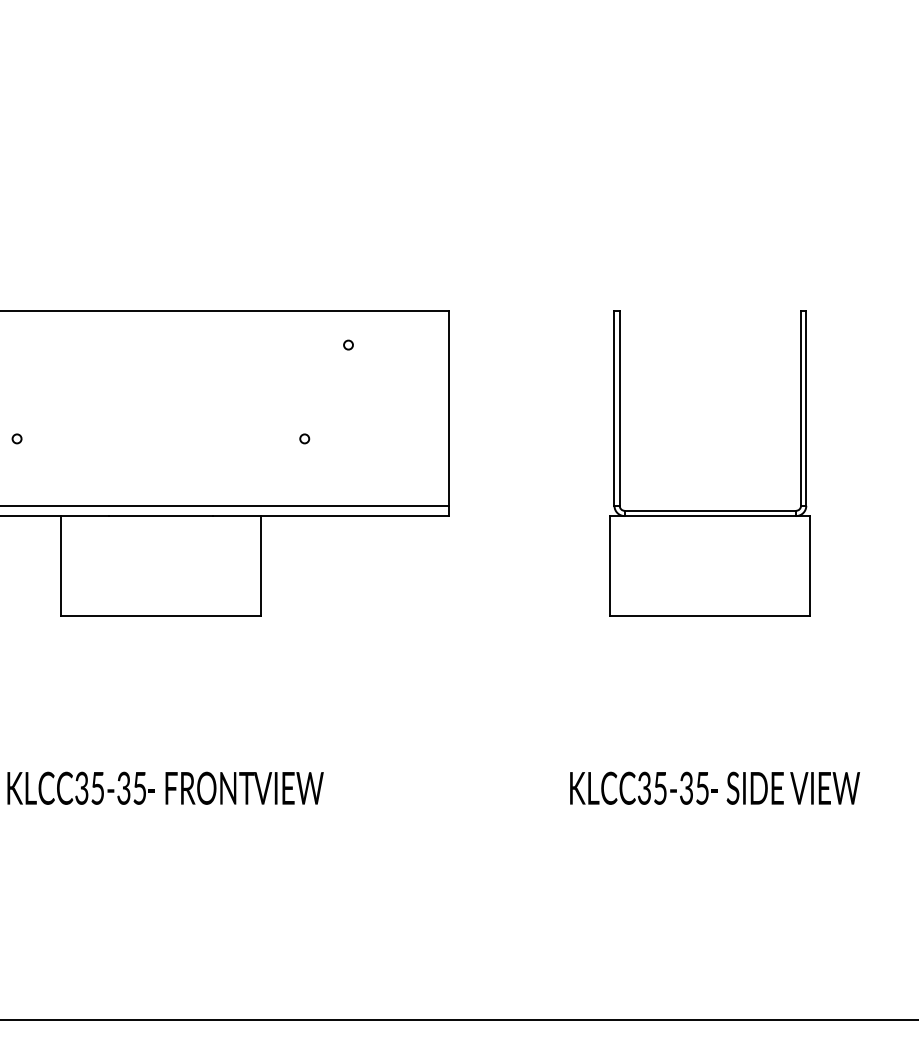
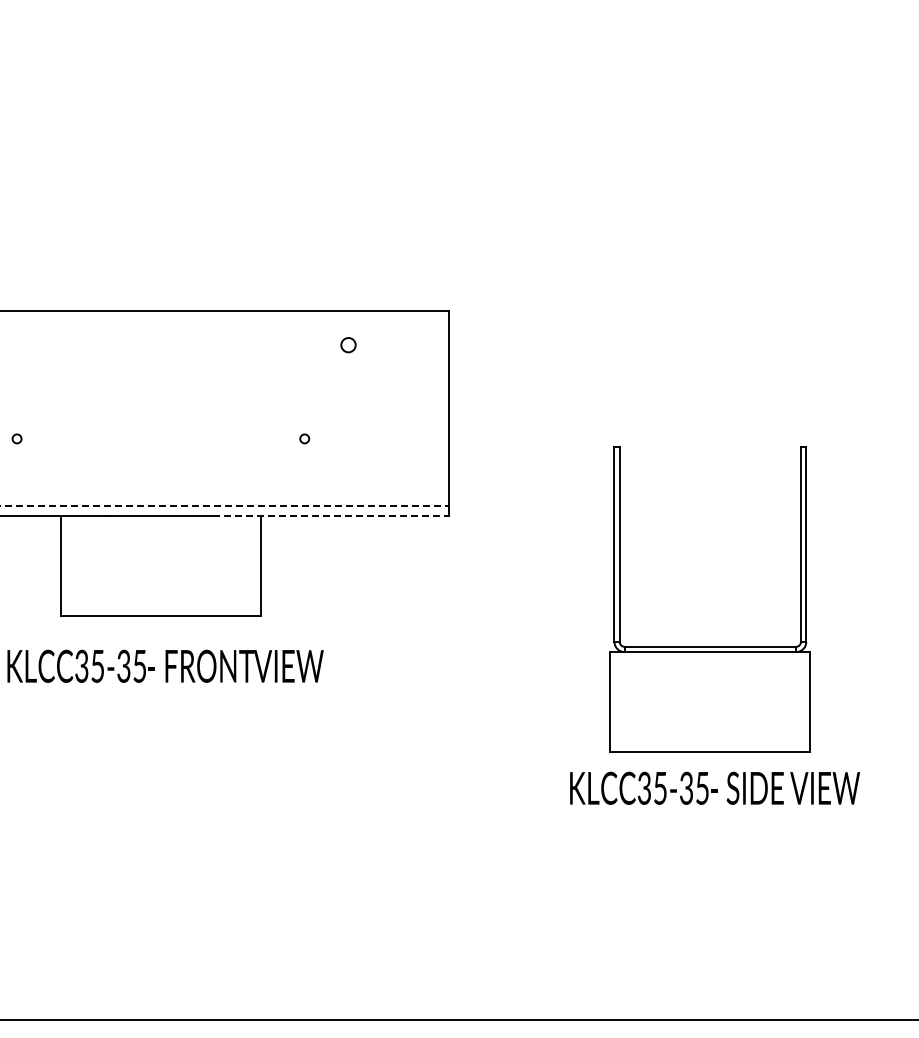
circle size: 11x12 px -> 17x17 px (348, 345)
line: solid -> dashed (224, 505)
part position: (709, 510) -> (709, 646) (709, 646)
line: solid -> dashed (330, 516)
text position: (165, 787) -> (165, 665) (165, 665)
